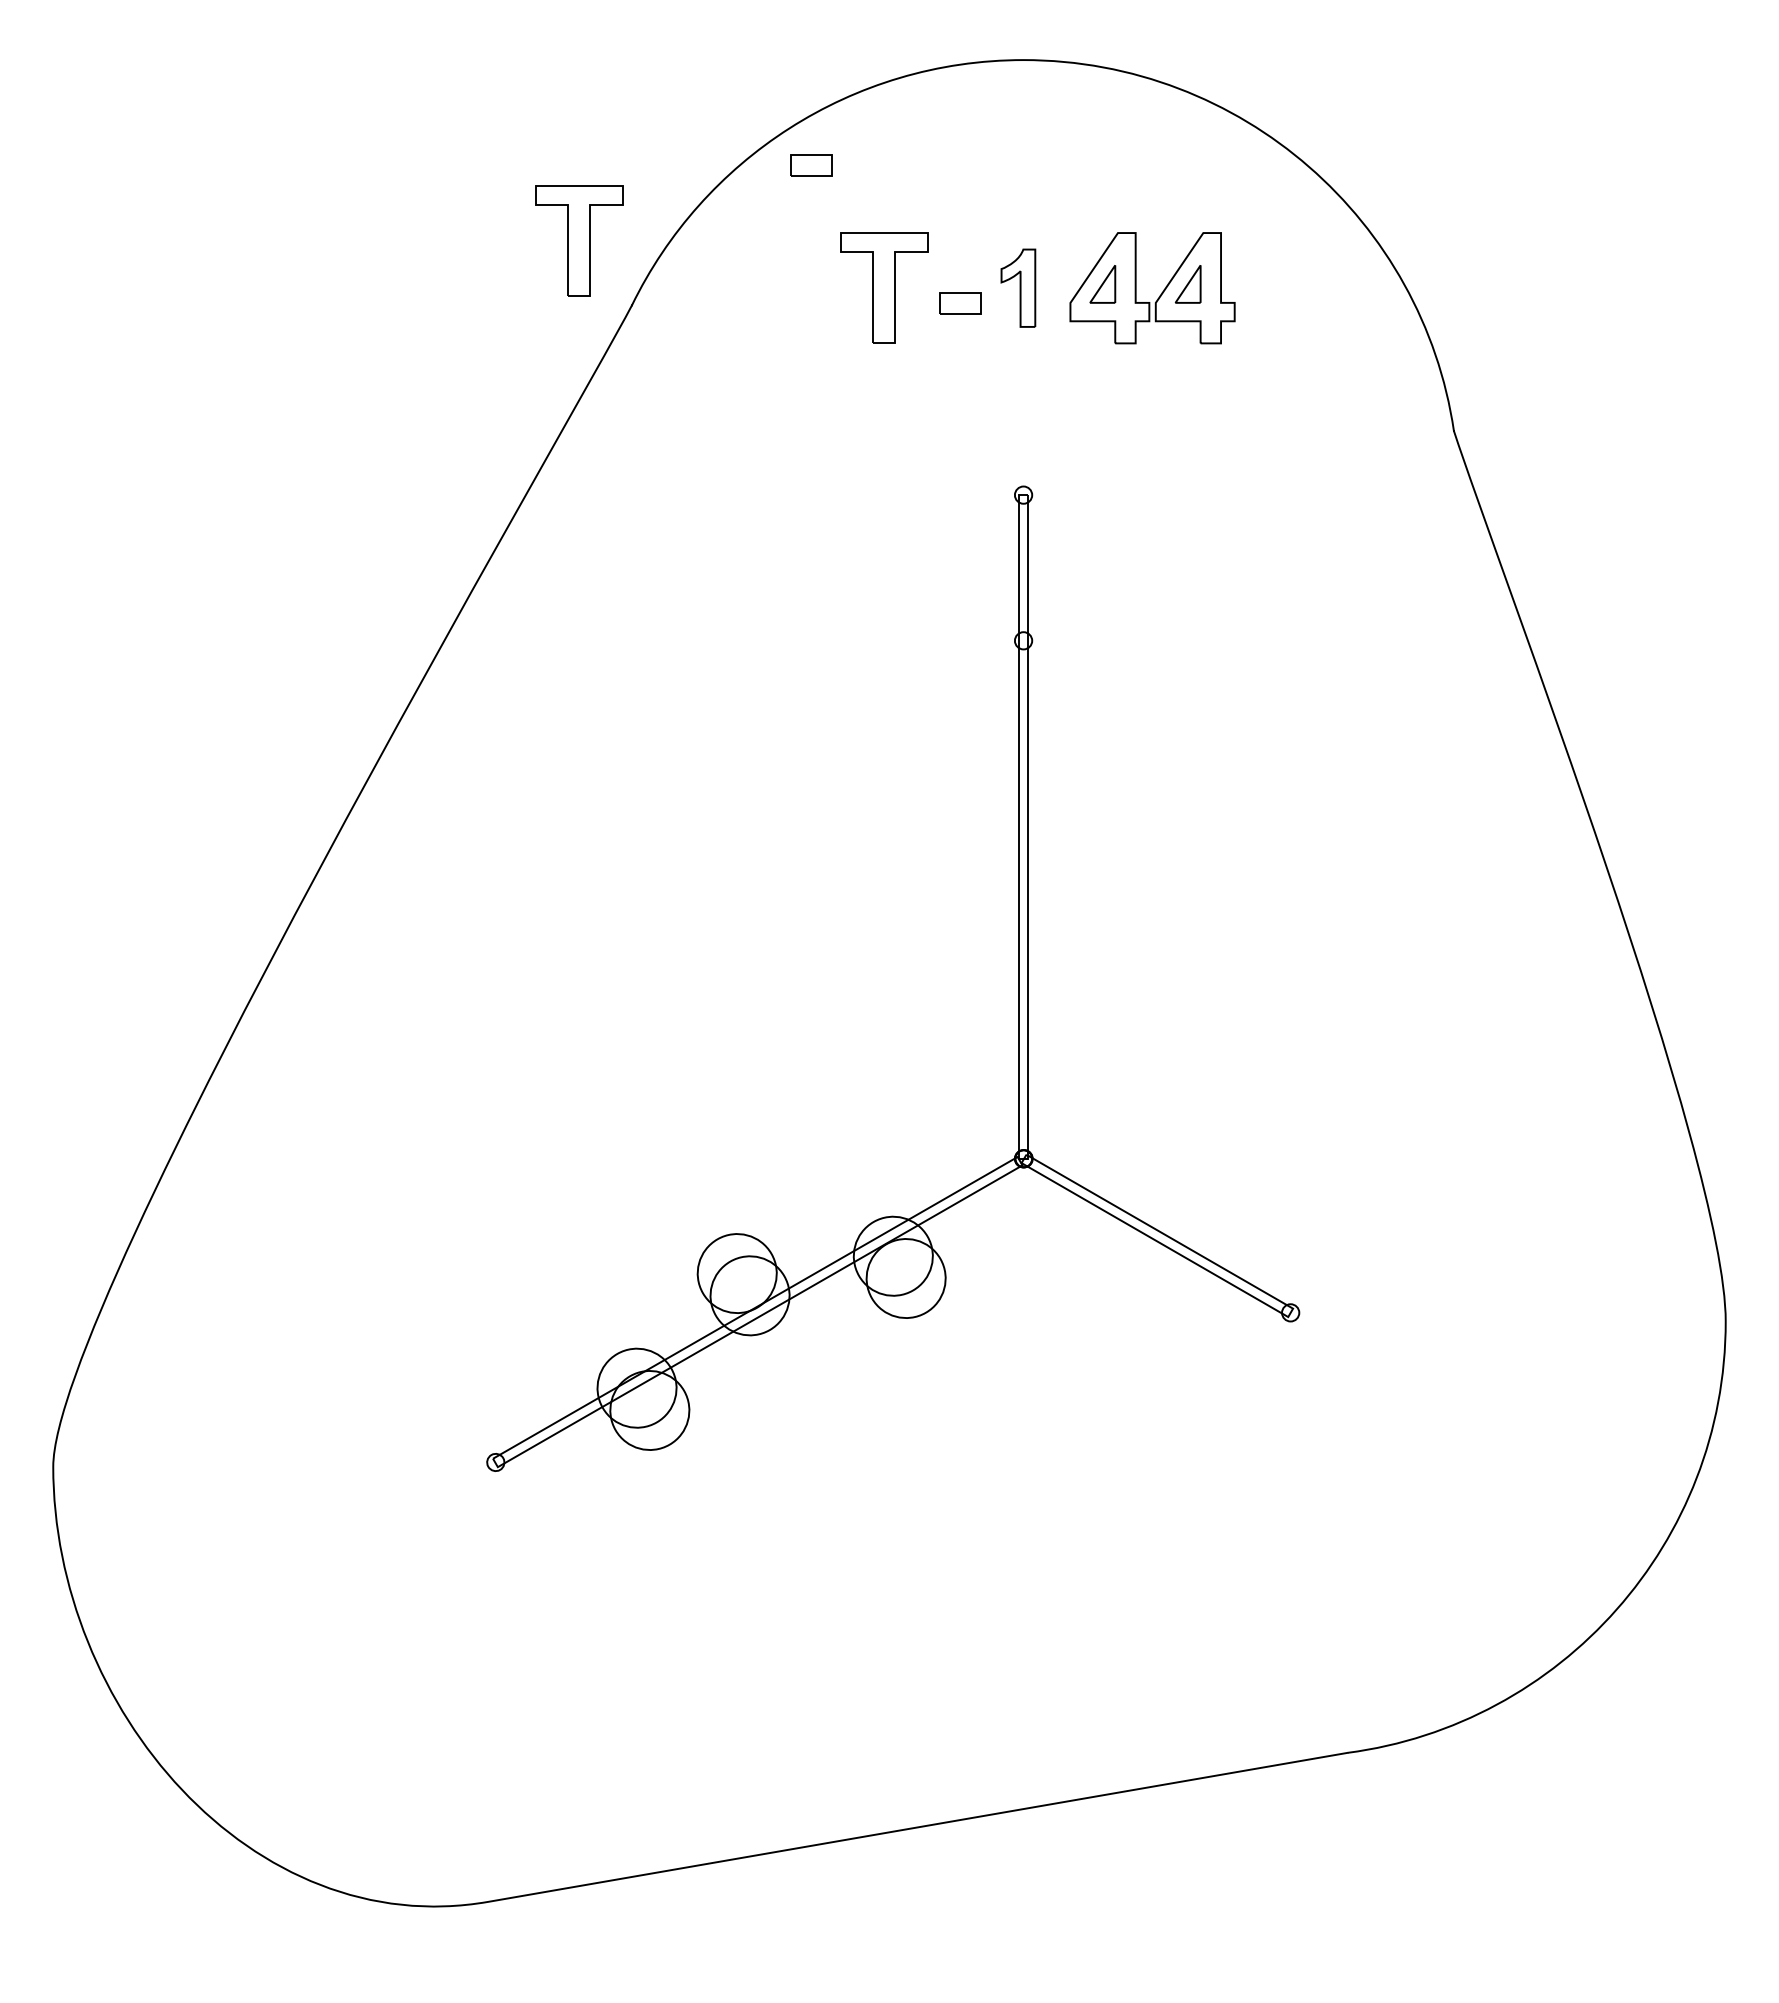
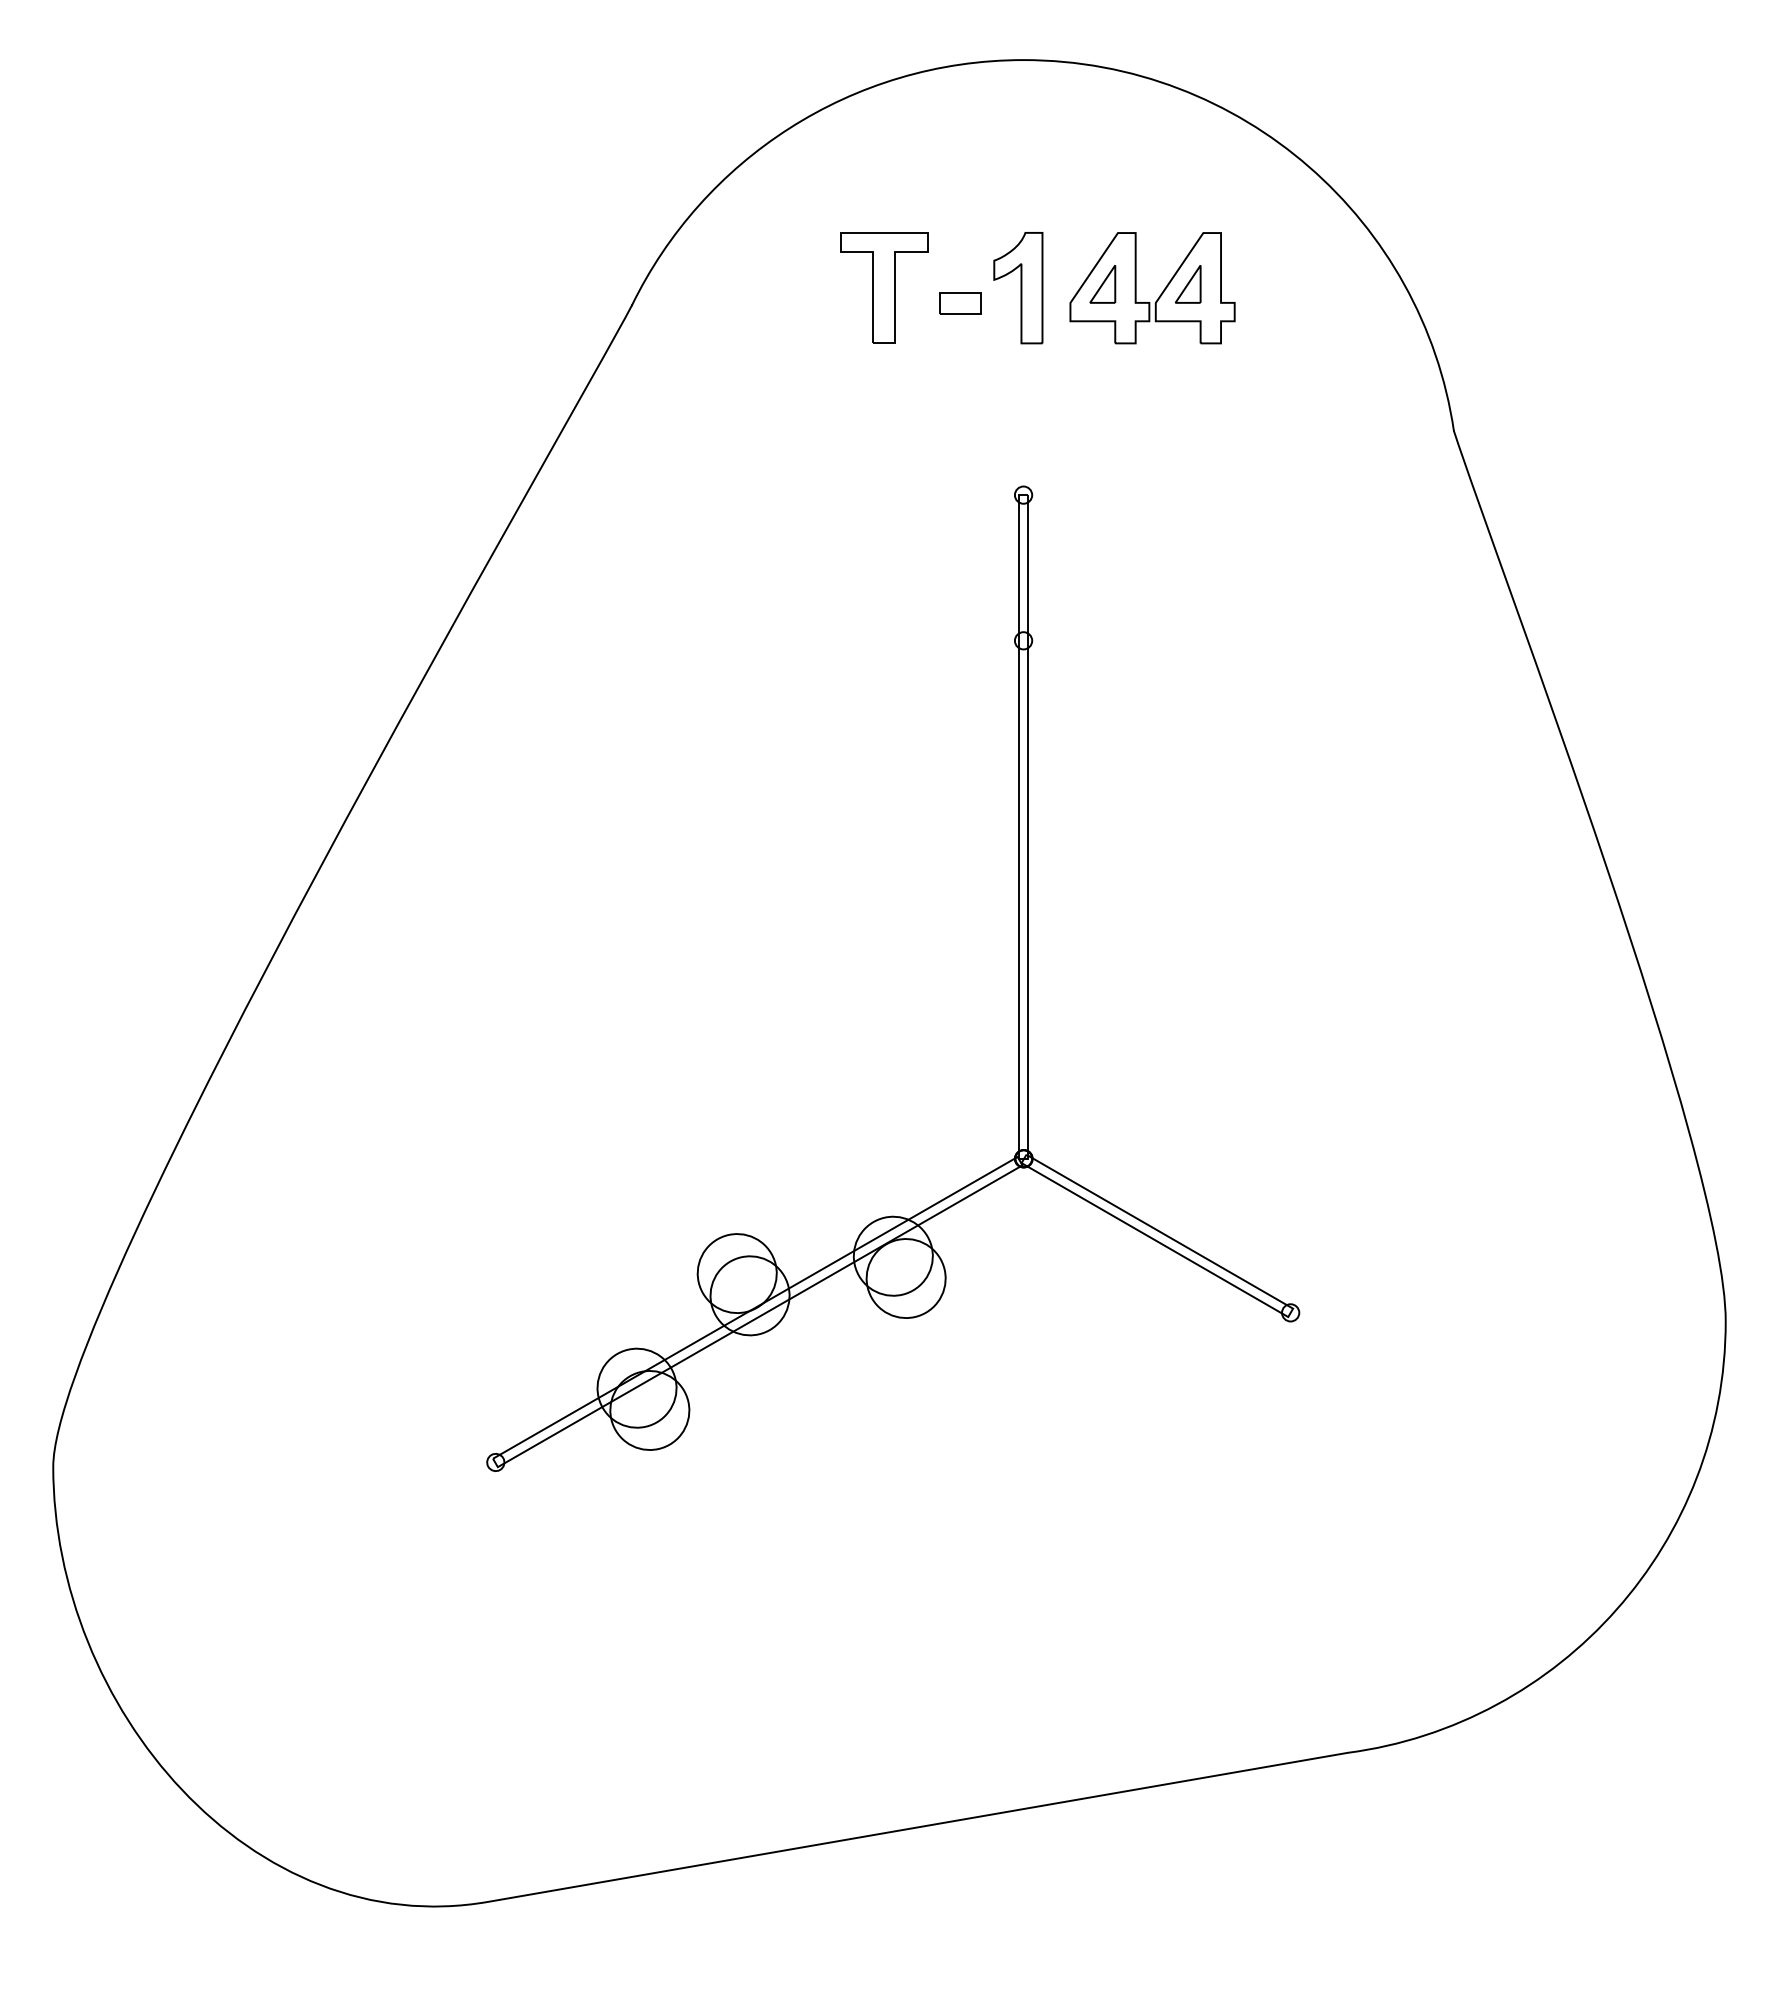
part: present -> none (811, 165)
part: present -> none (579, 240)
part size: 37x80 px -> 51x113 px (1018, 288)
